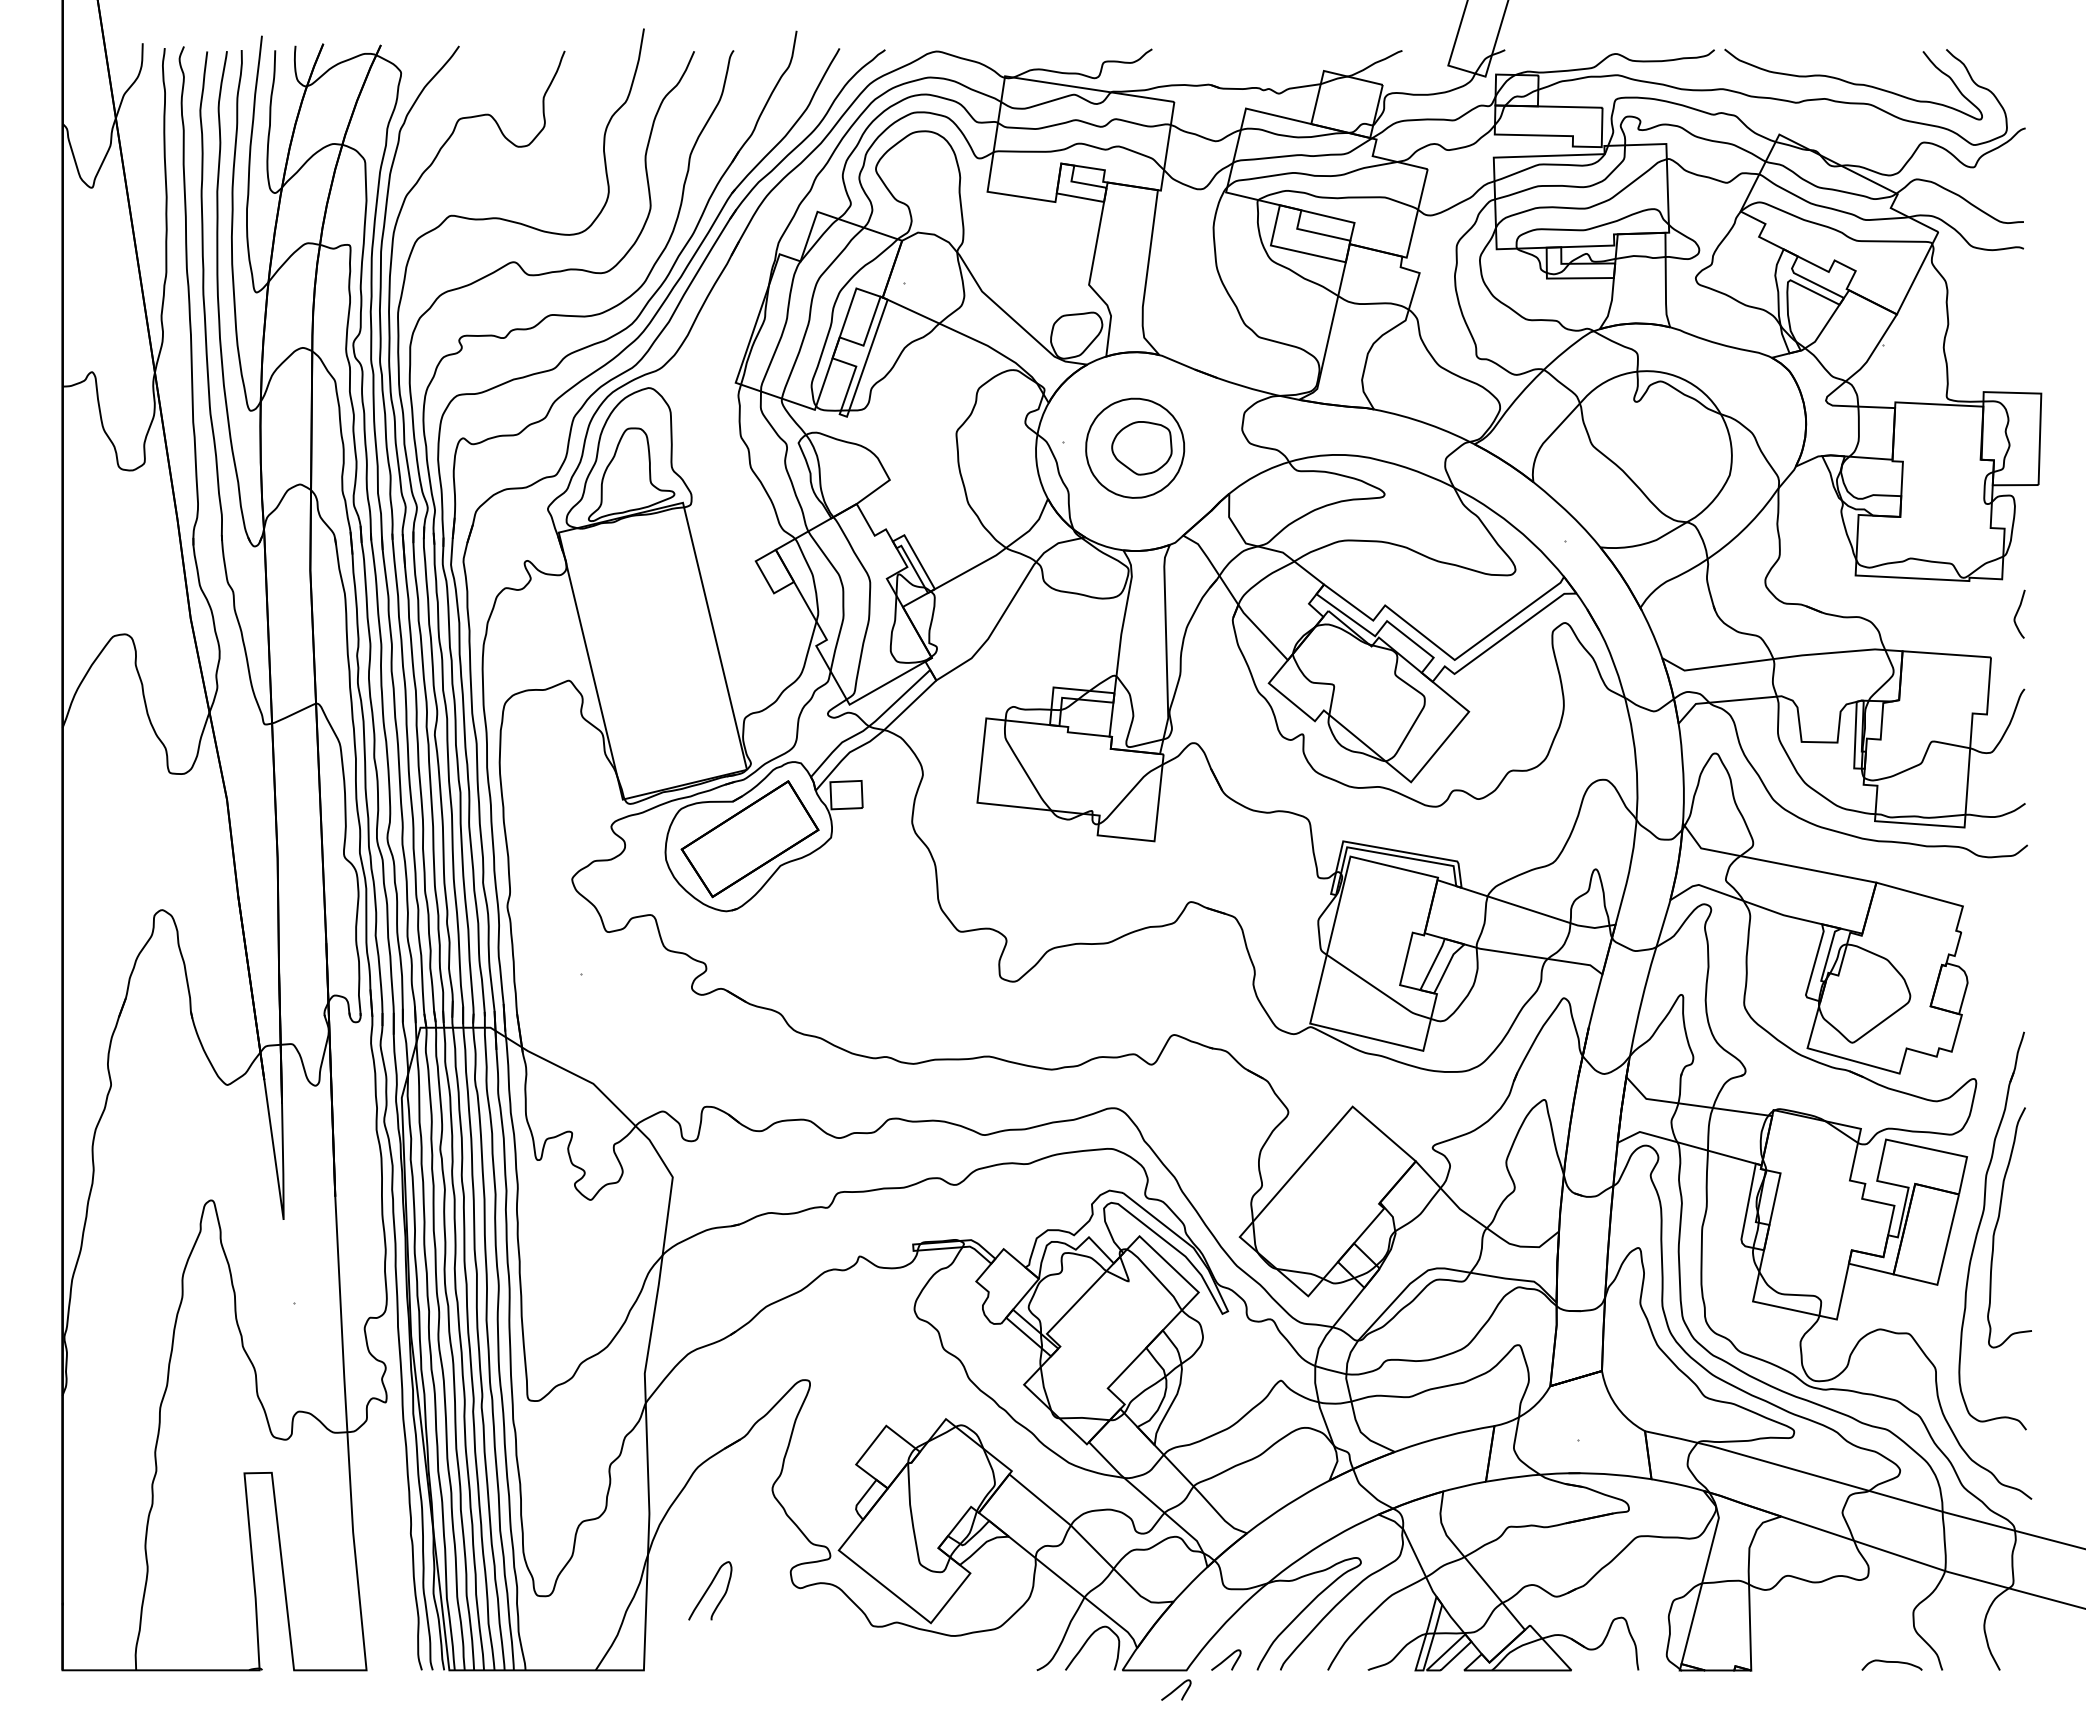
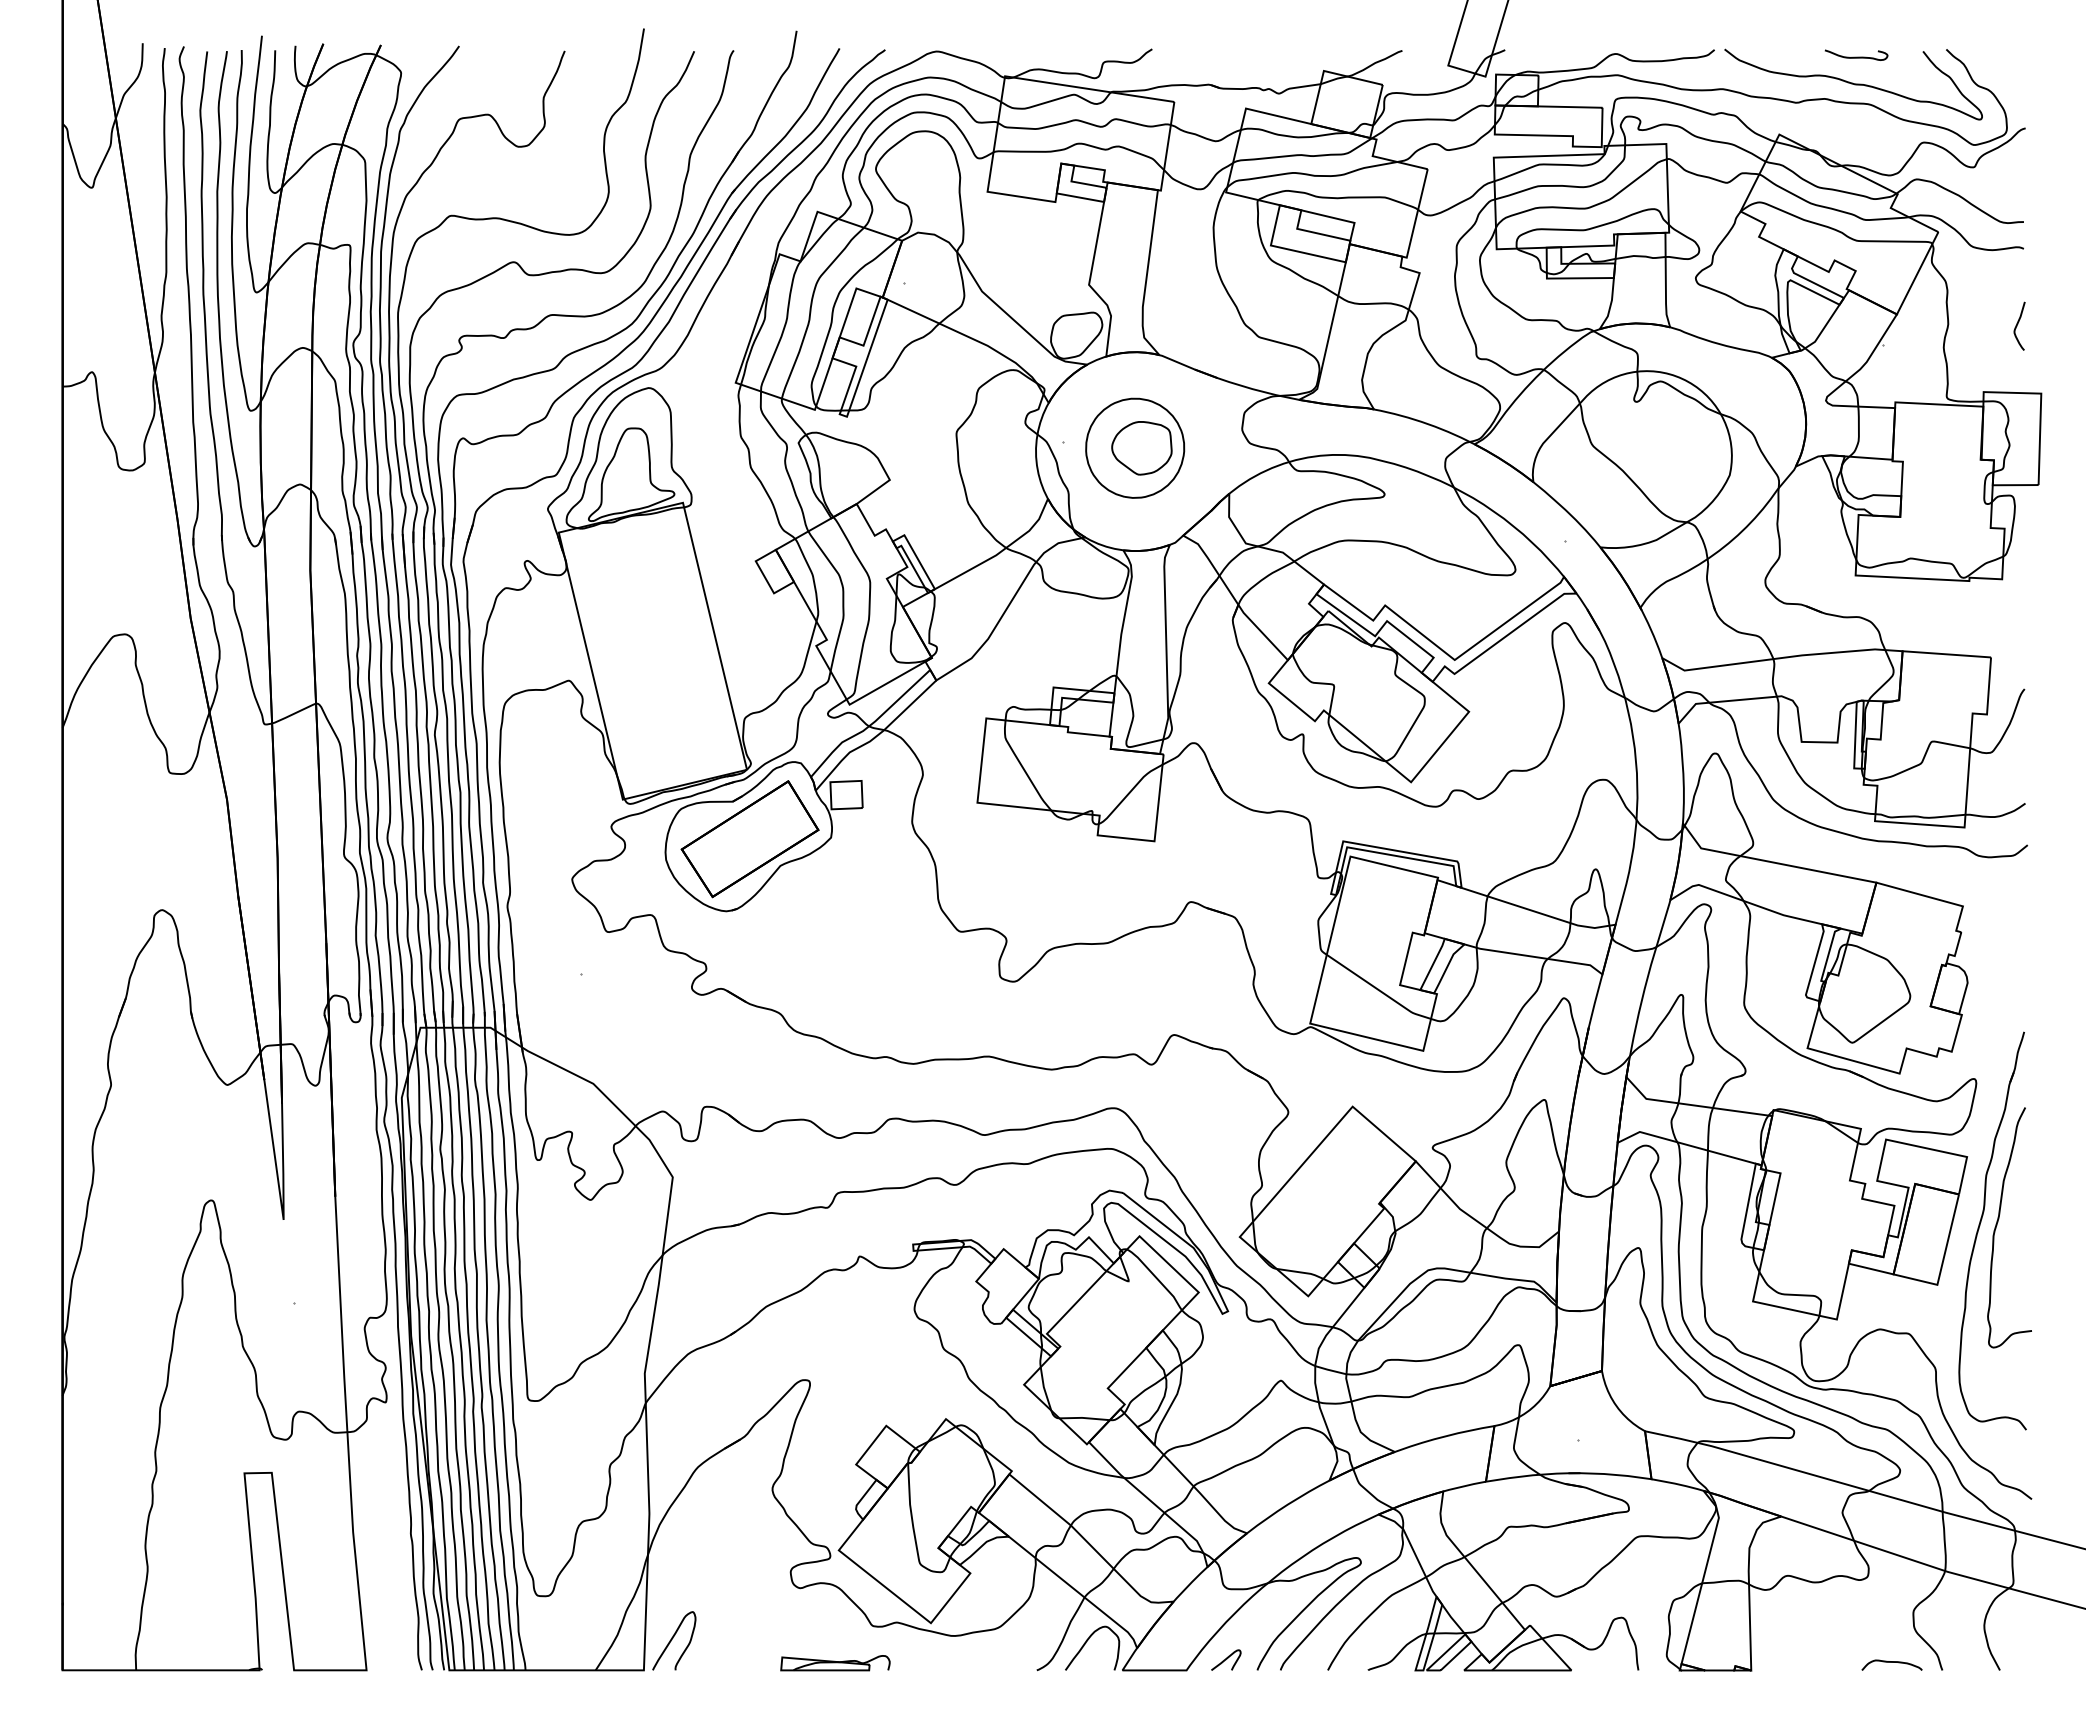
curve: none -> present (1856, 56)
curve position: (2018, 612) -> (2018, 324) (2018, 324)
curve position: (709, 1588) -> (673, 1638) (673, 1638)
part: none -> present (835, 1663)
curve: present -> none (1176, 1689)
